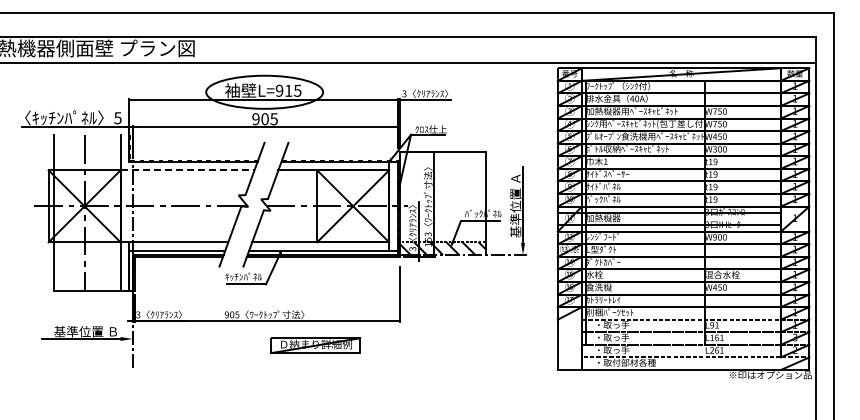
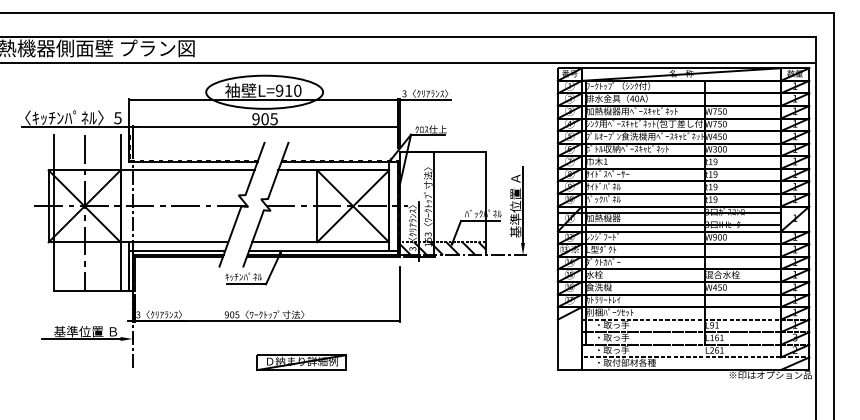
text: L=915 -> L=910 (297, 90)
line: dashed -> solid (187, 170)
part position: (315, 345) -> (301, 362) (301, 362)
